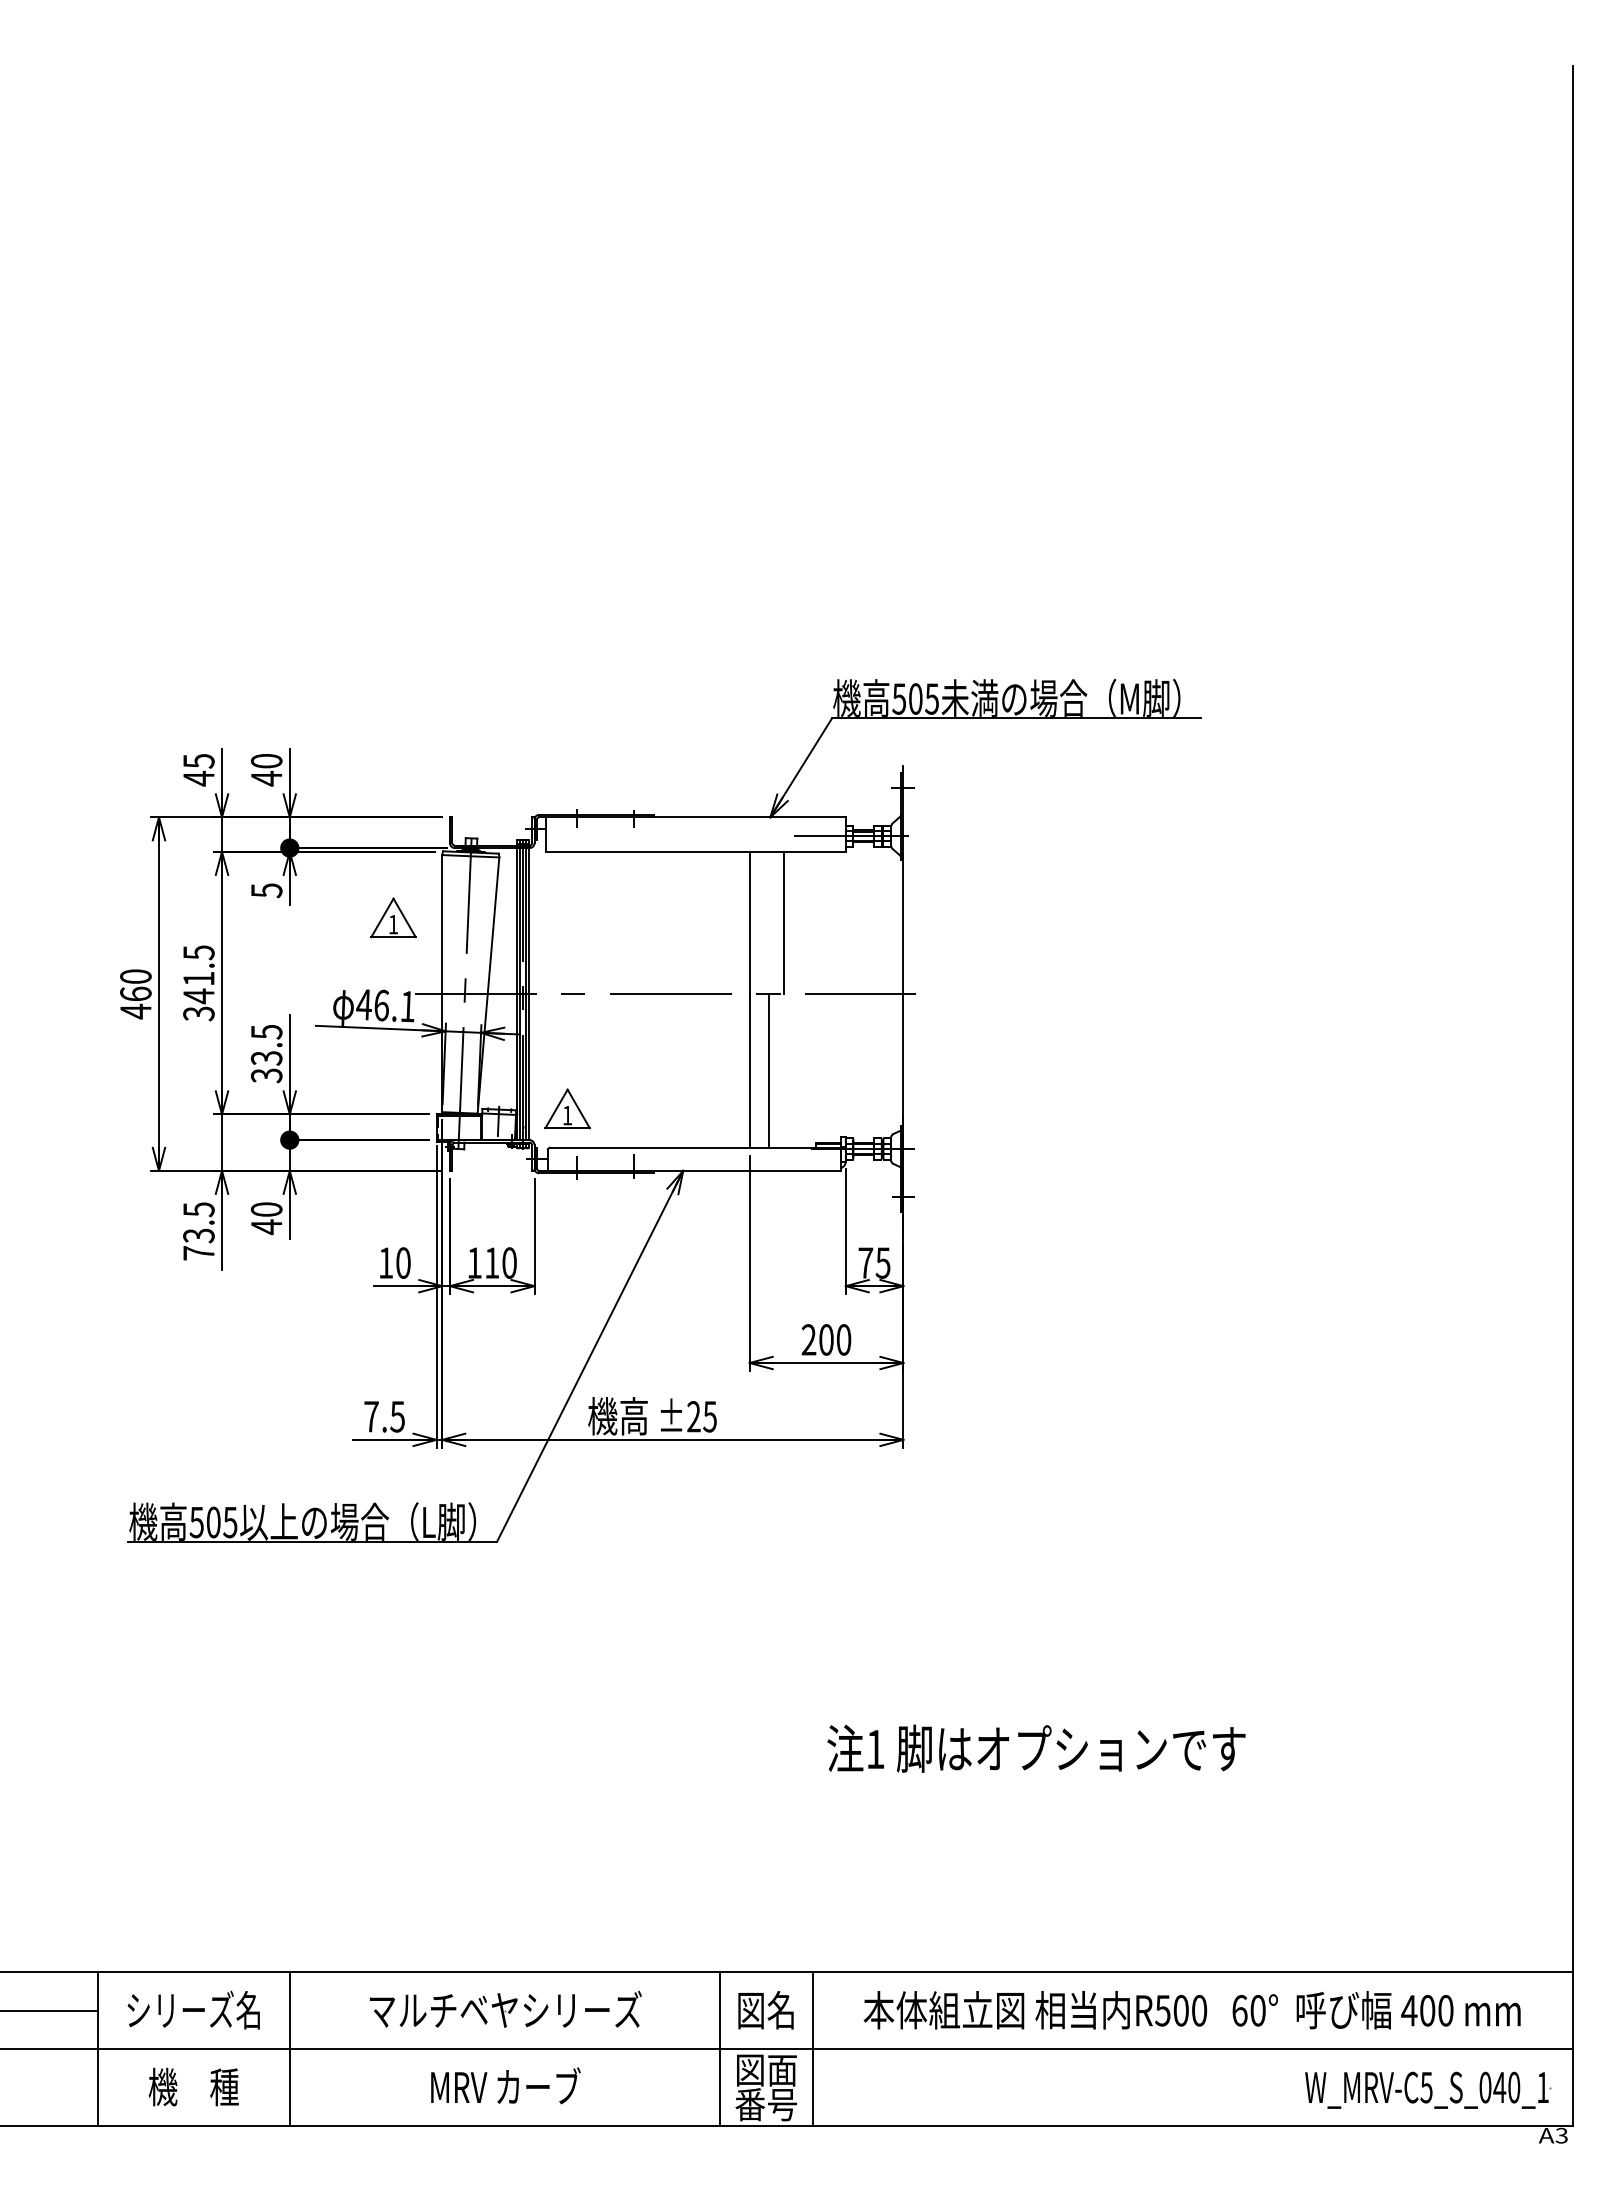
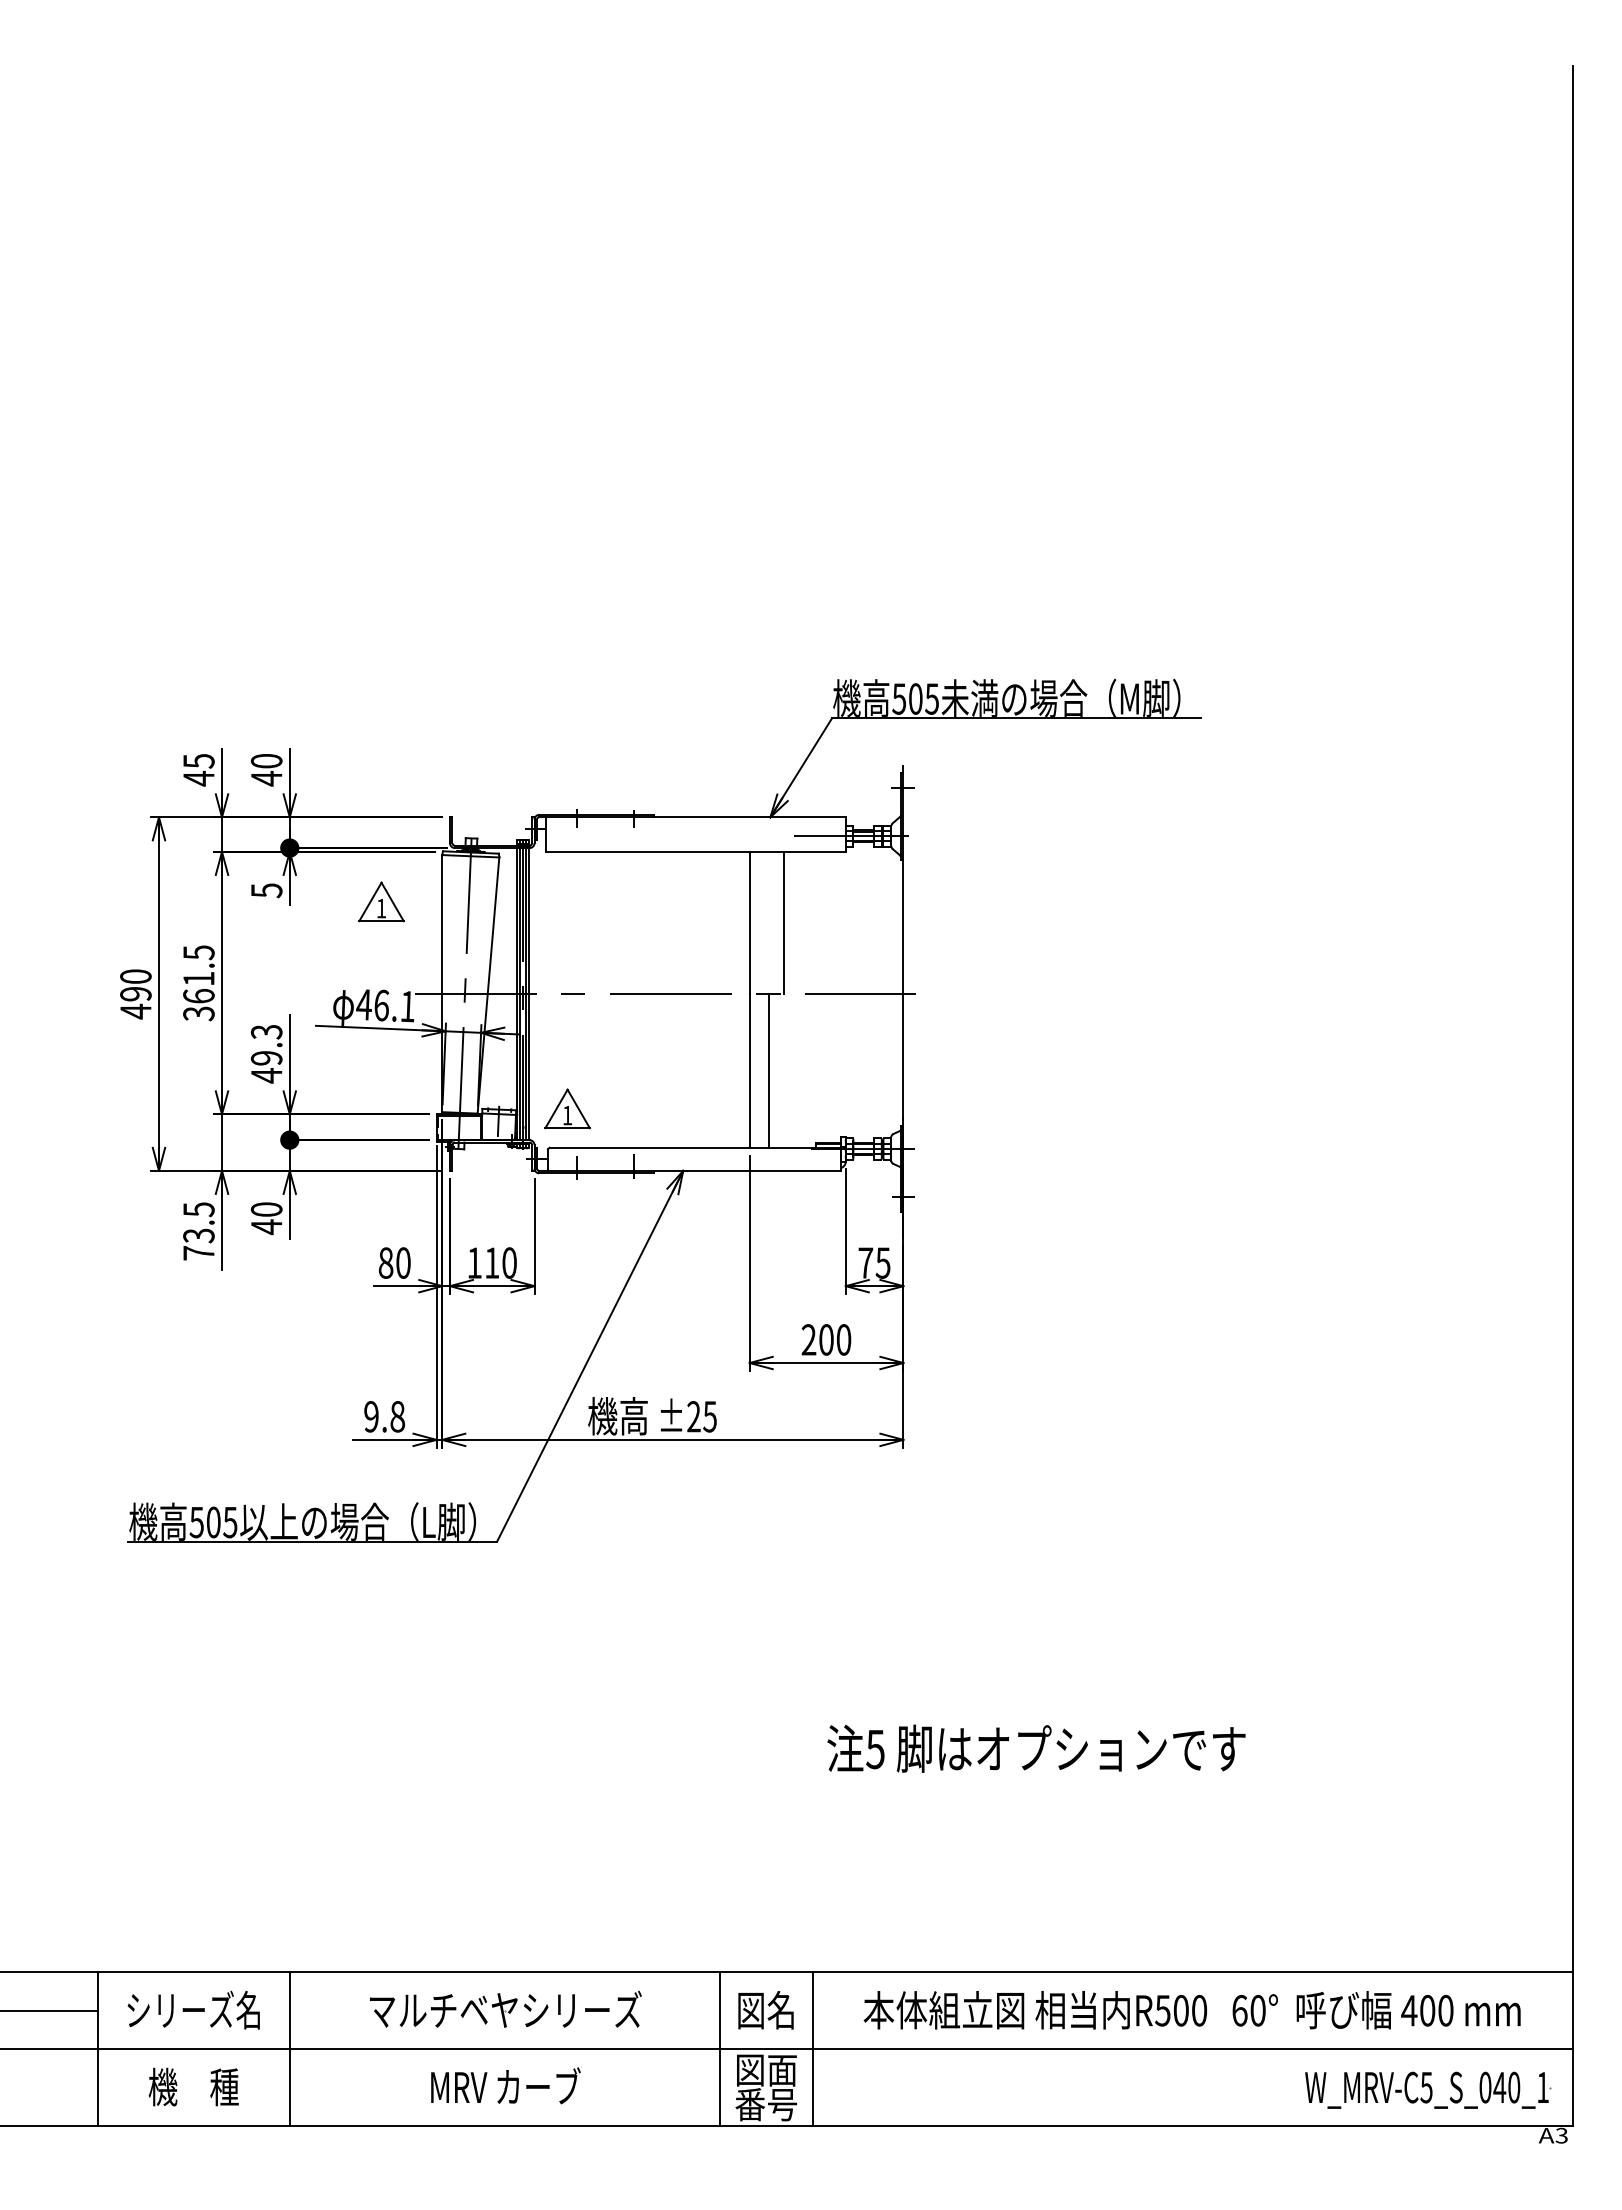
part position: (393, 917) -> (381, 901) (381, 901)
text: 460 -> 490 (135, 993)
text: 341.5 -> 361.5 (198, 996)
text: 33.5 -> 49.3 (266, 1054)
text: 10 -> 80 (385, 1262)
text: 7.5 -> 9.8 (384, 1416)
text: 1 -> 5 (875, 1749)
